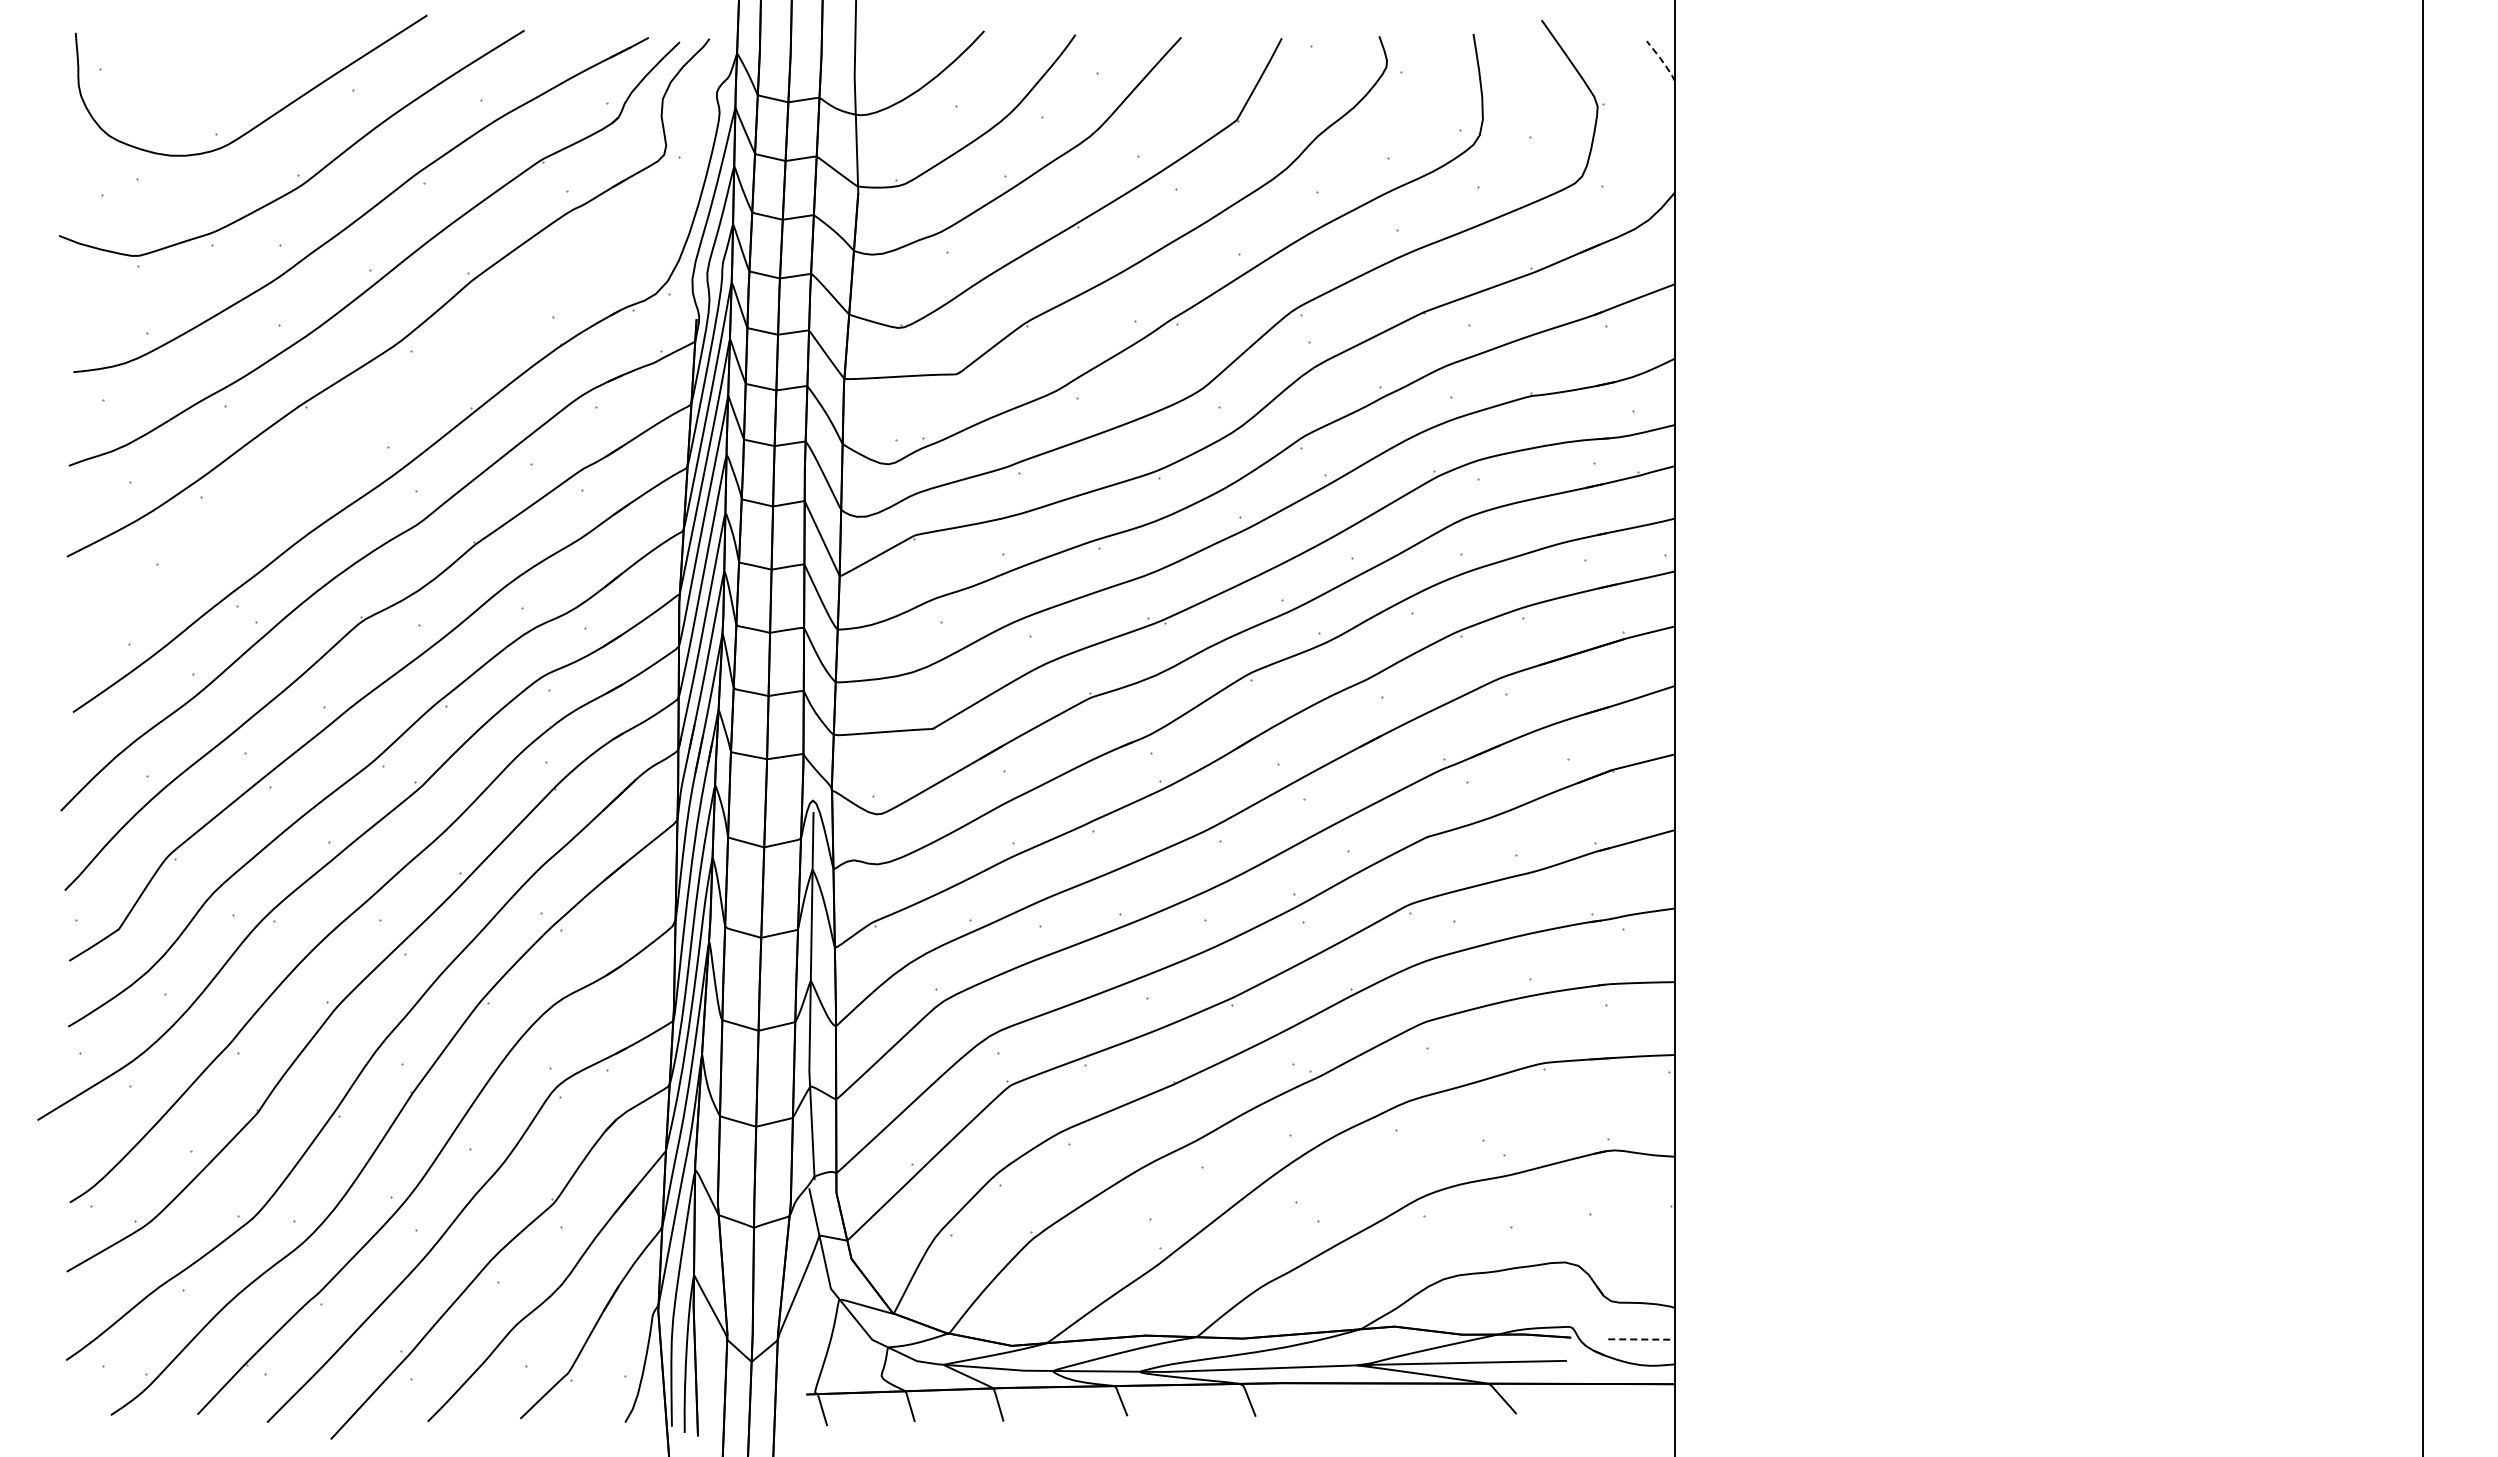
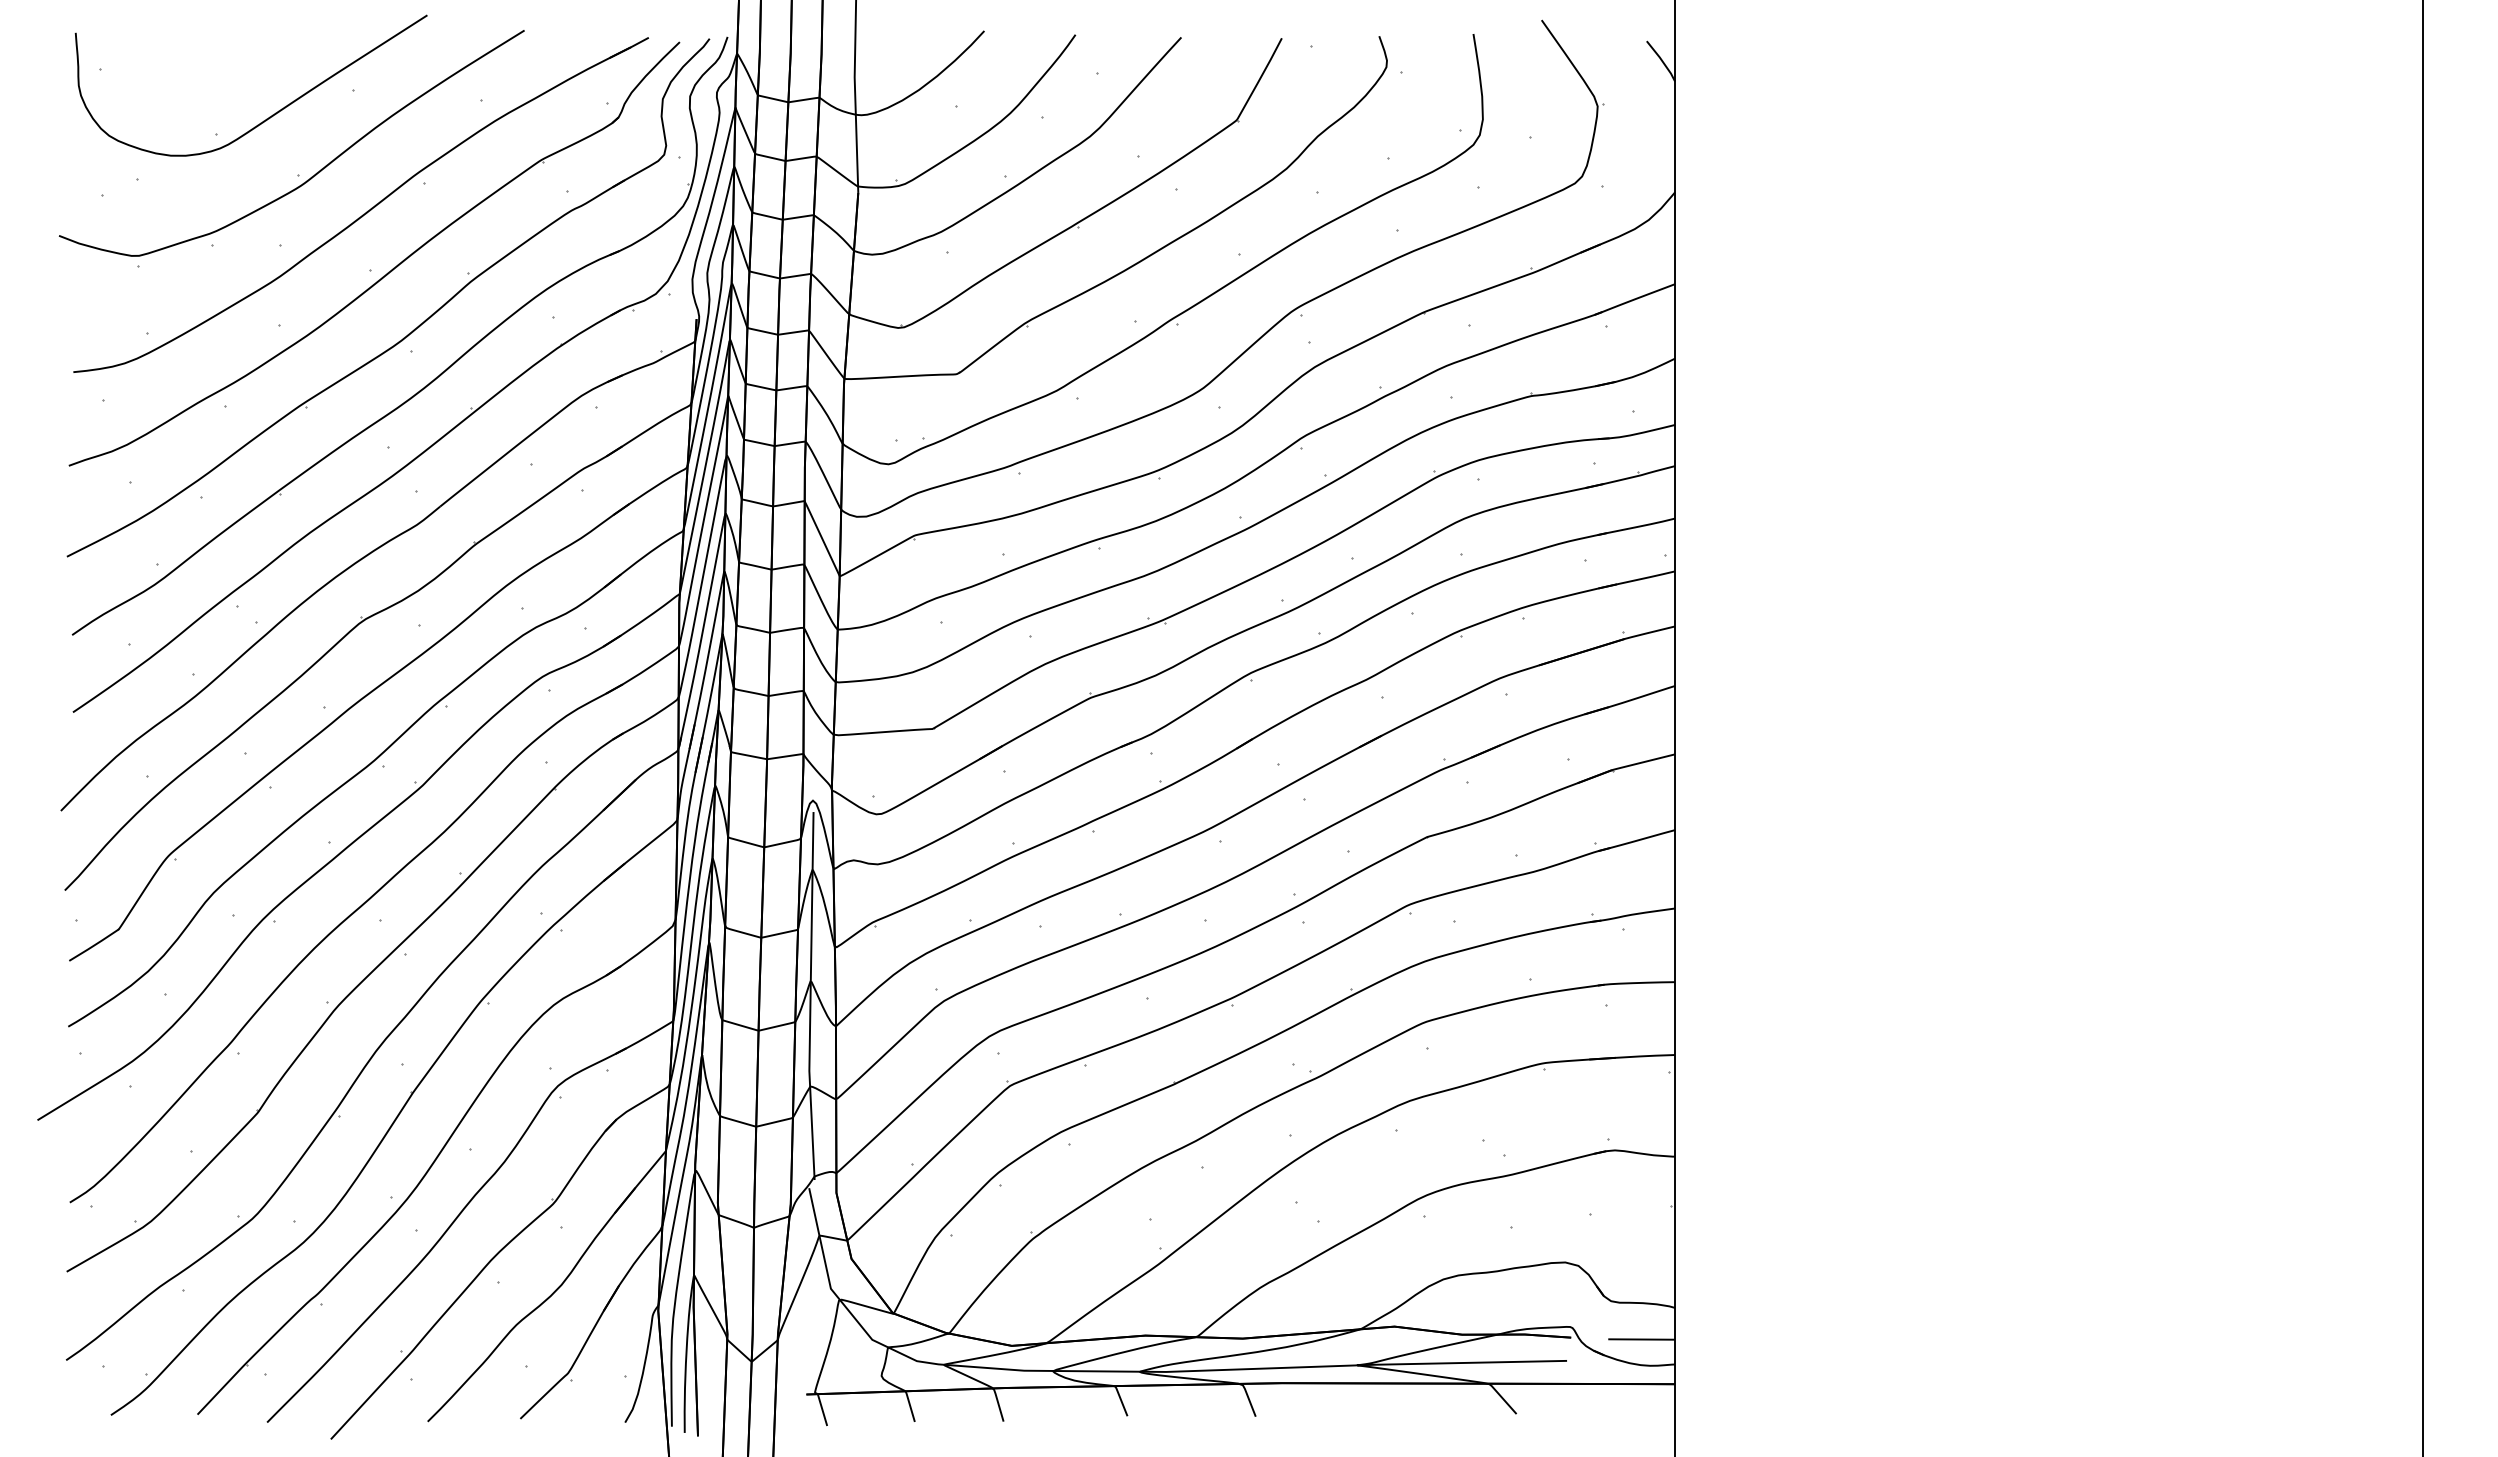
line: dashed -> solid (1661, 60)
part: none -> present (435, 377)
line: dashed -> solid (1642, 1339)
